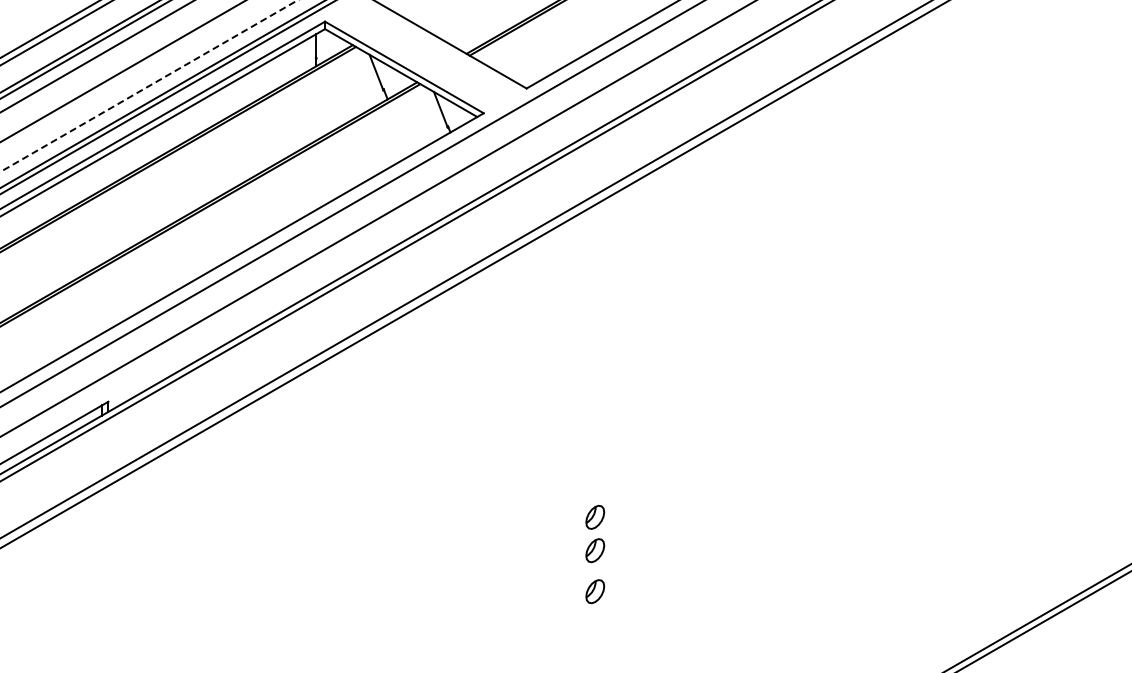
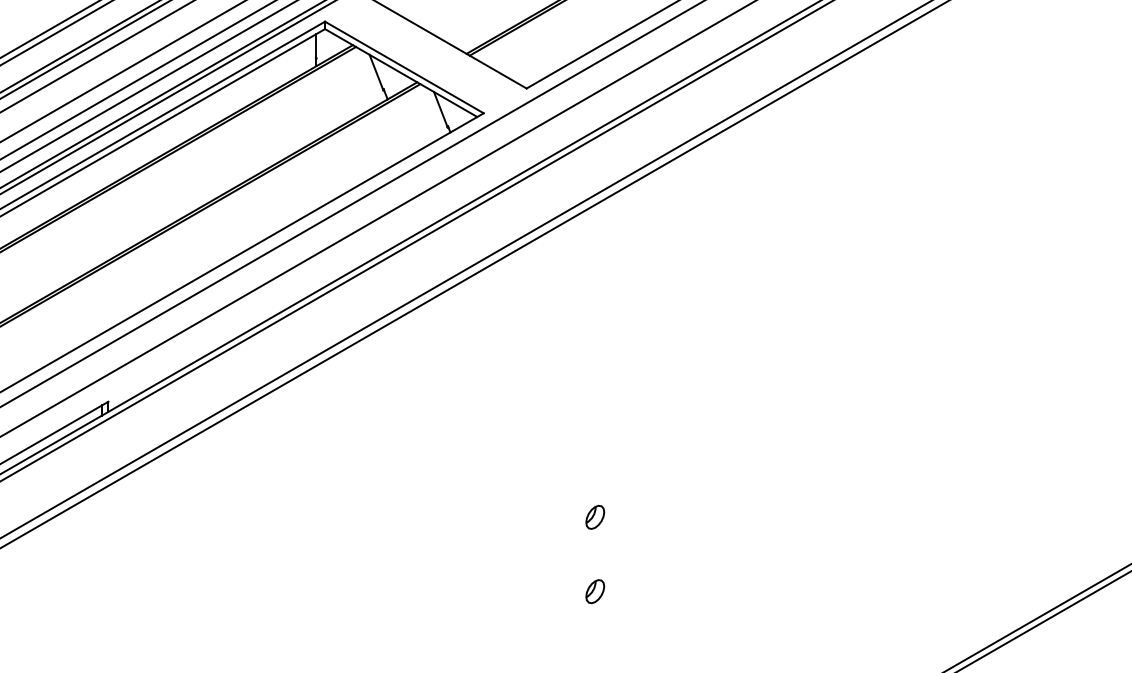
line: none -> present (137, 80)
line: dashed -> solid (149, 86)
part: present -> none (595, 550)
